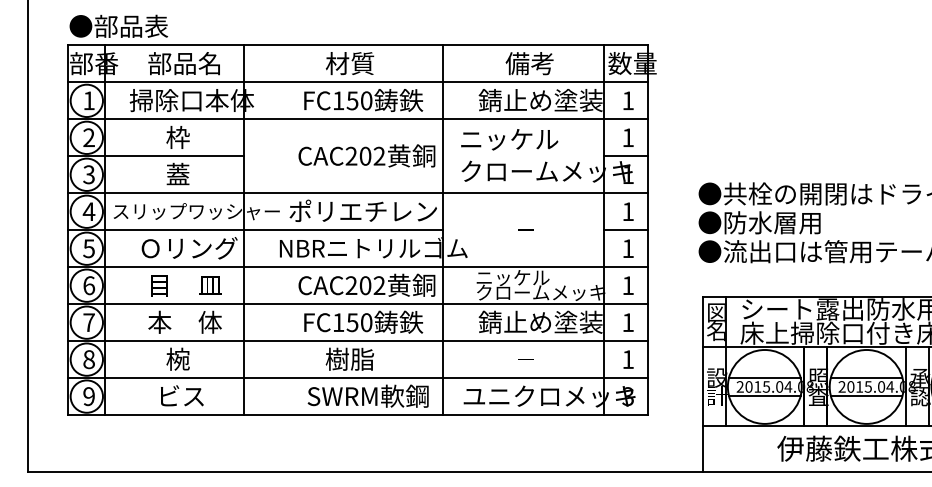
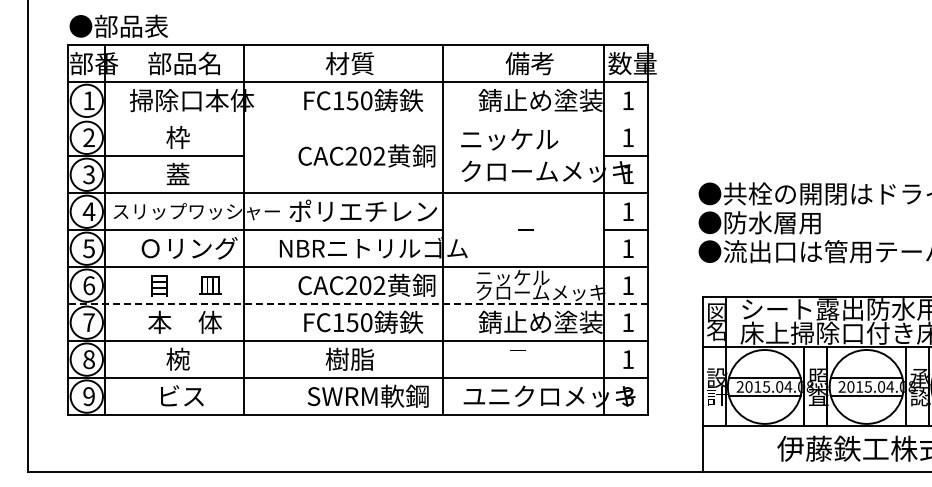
line: present -> none (357, 119)
line: solid -> dashed (357, 304)
text position: (525, 359) -> (517, 350) (517, 350)
